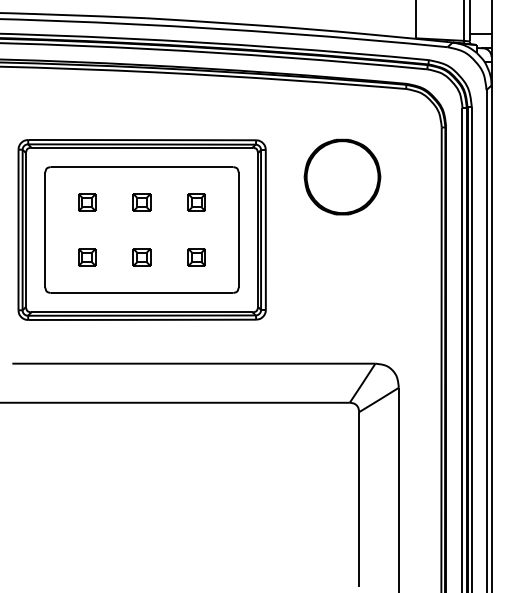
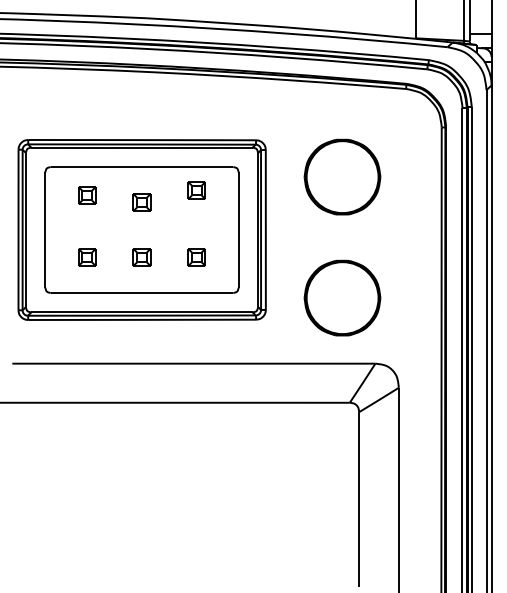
part position: (87, 202) -> (87, 195) (87, 195)
part position: (196, 202) -> (196, 190) (196, 190)
part: none -> present (342, 297)
